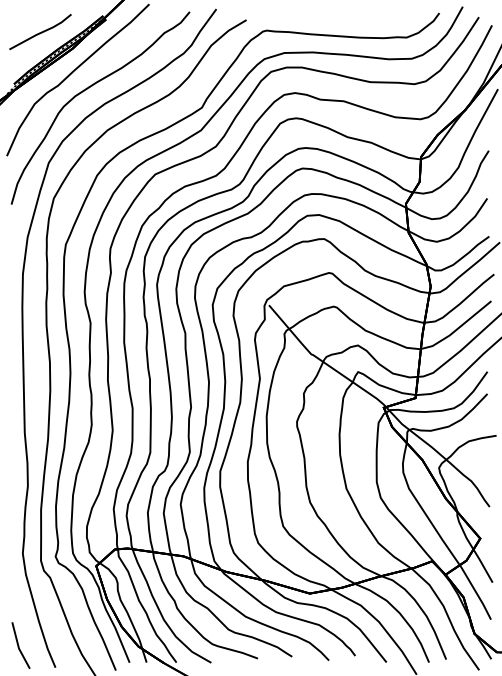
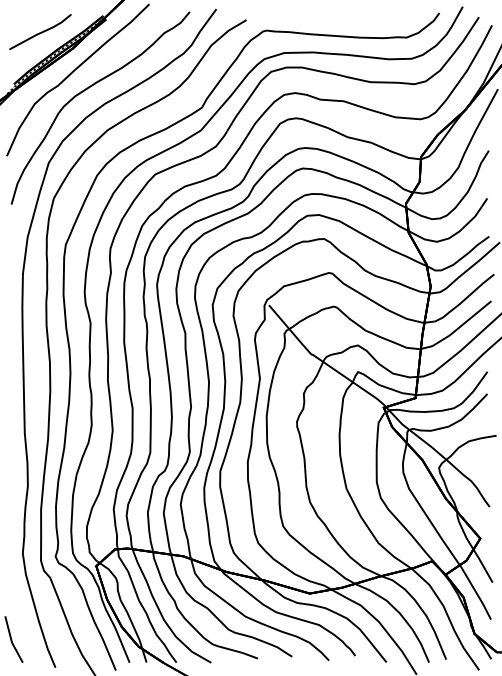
line position: (19, 645) -> (12, 639) (12, 639)
